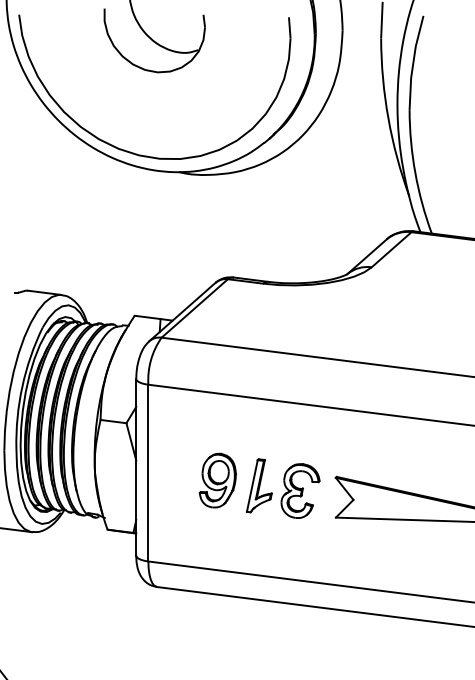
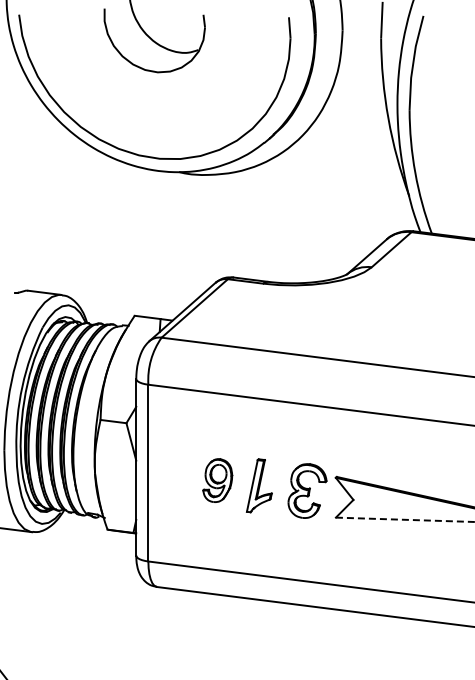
part size: 39x57 px -> 32x45 px (217, 480)
part position: (300, 490) -> (307, 490) (307, 490)
line: solid -> dashed (405, 519)
